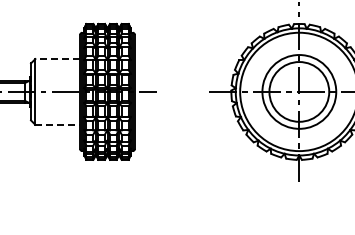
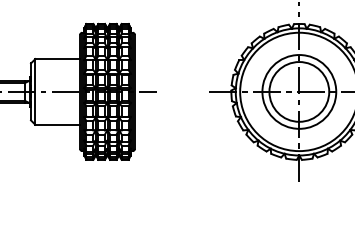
line: dashed -> solid (57, 59)
line: dashed -> solid (58, 124)
